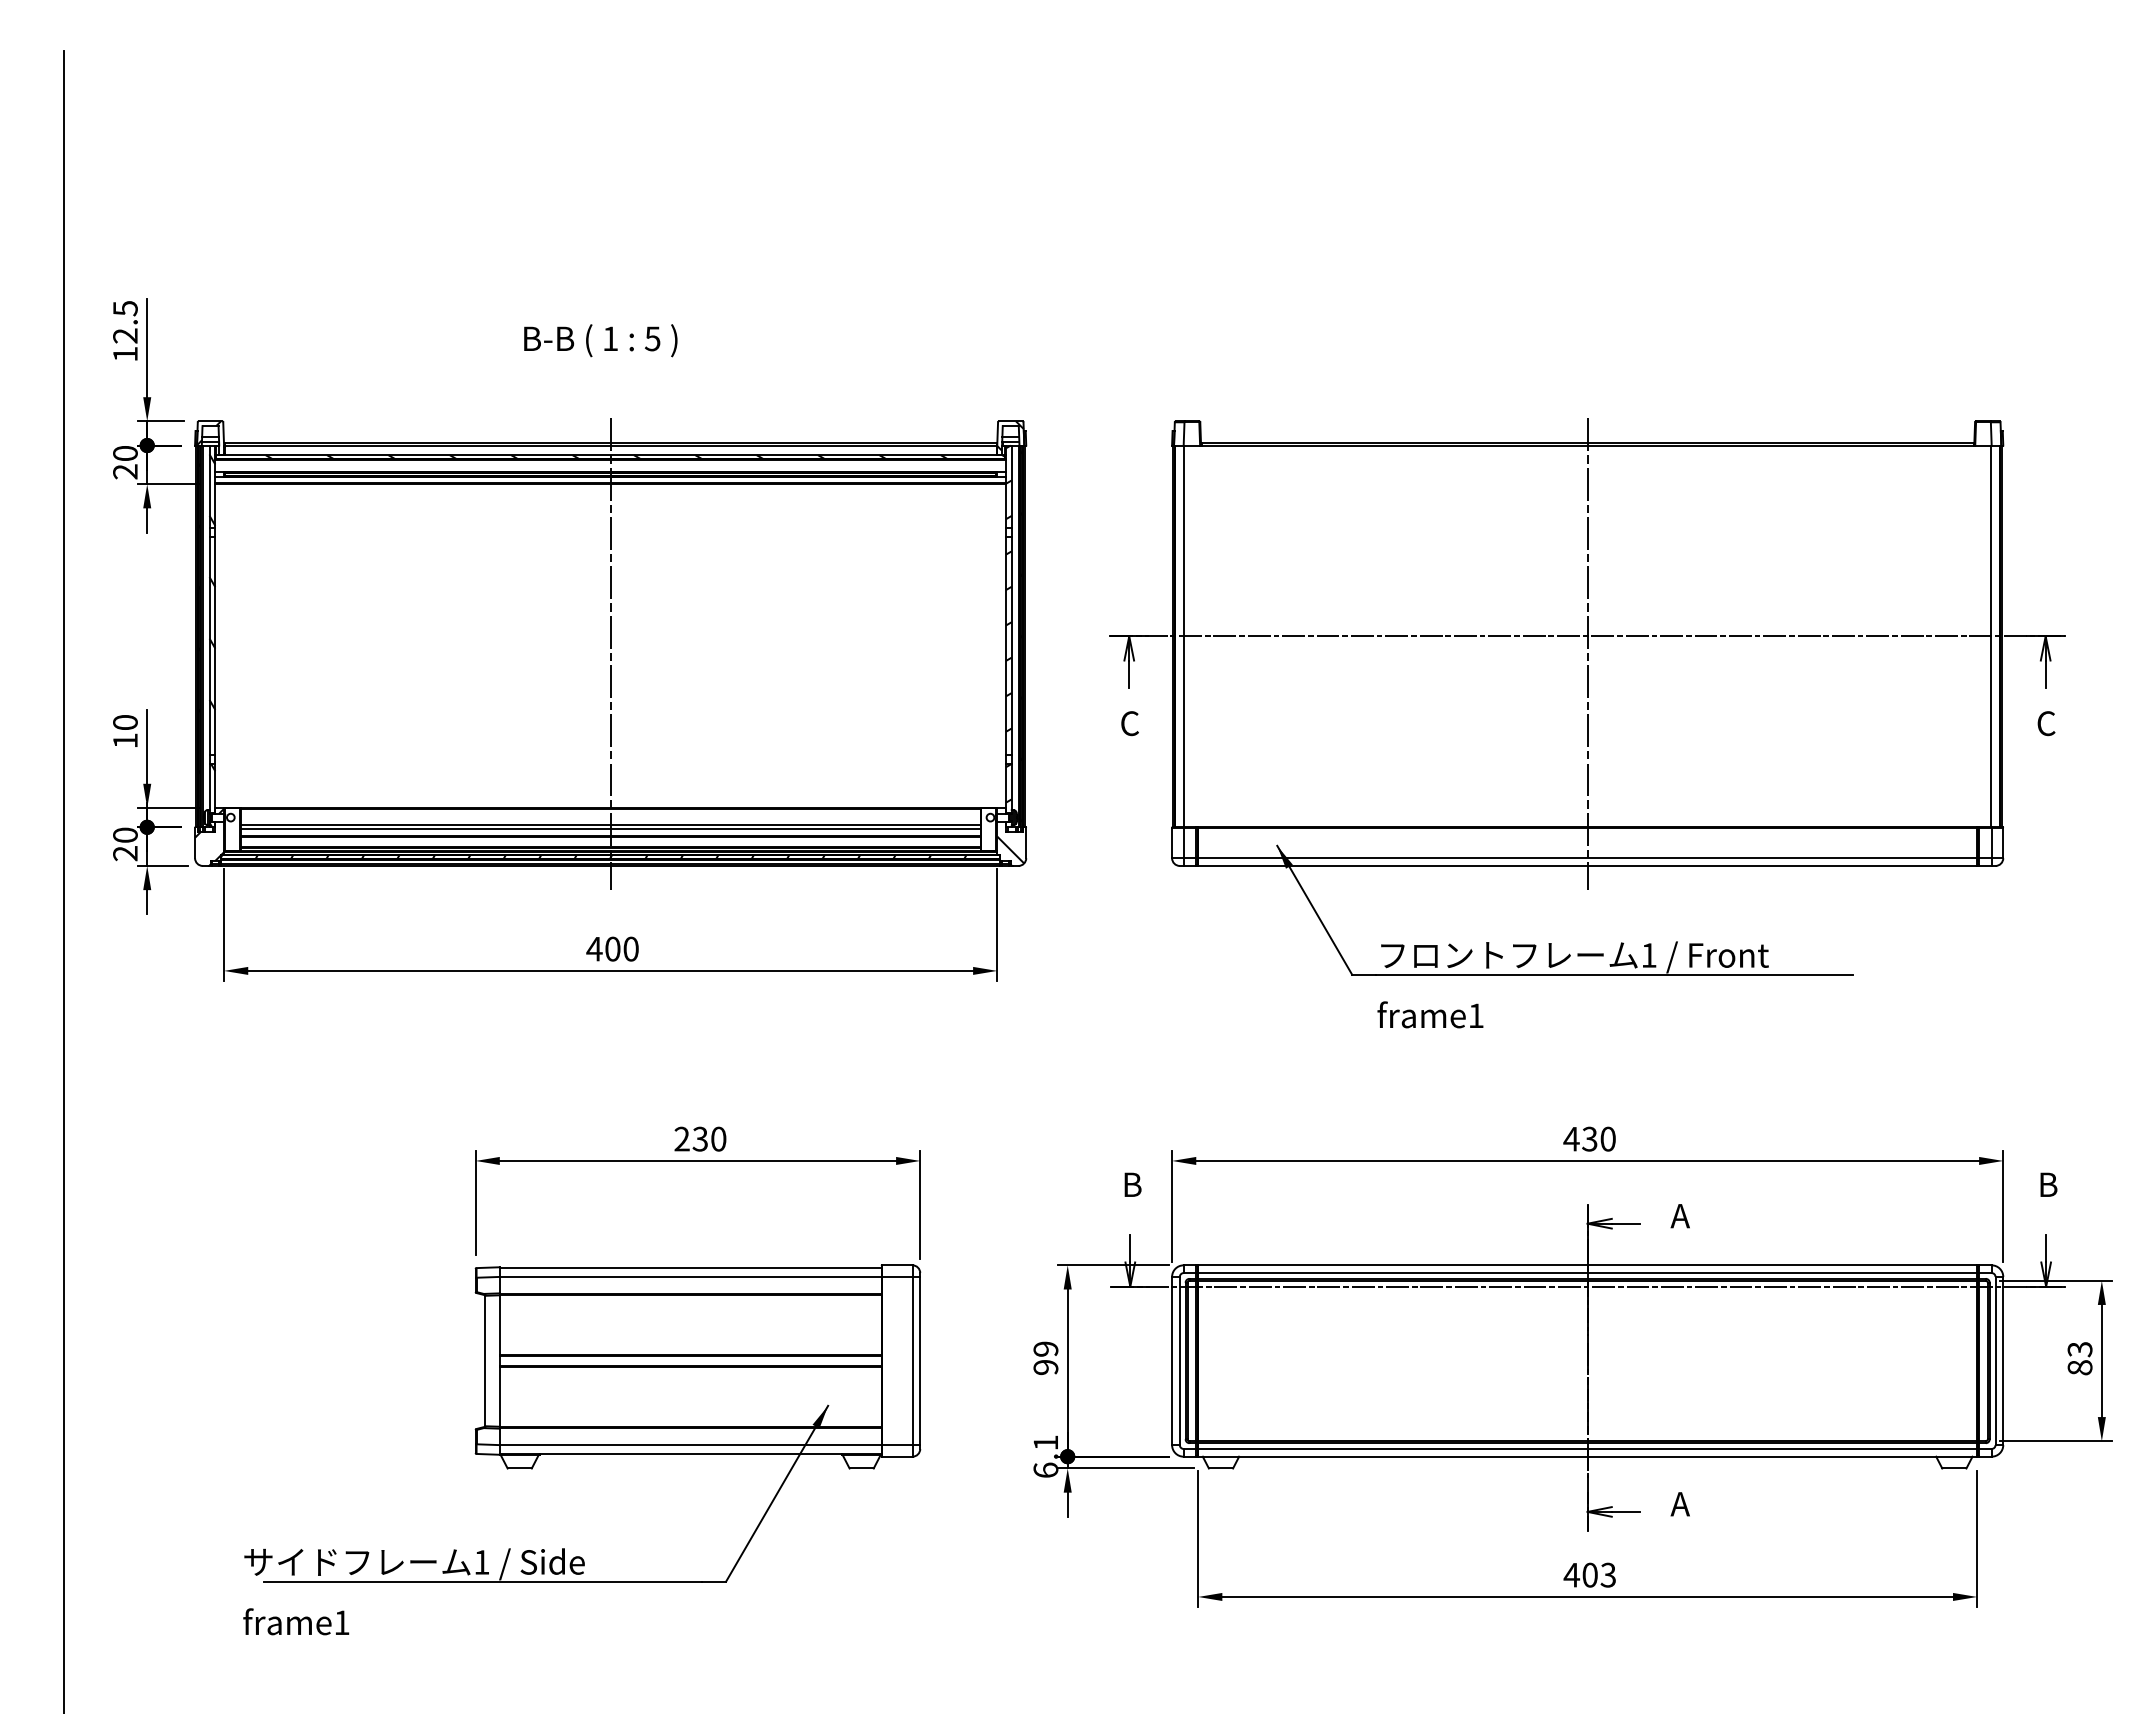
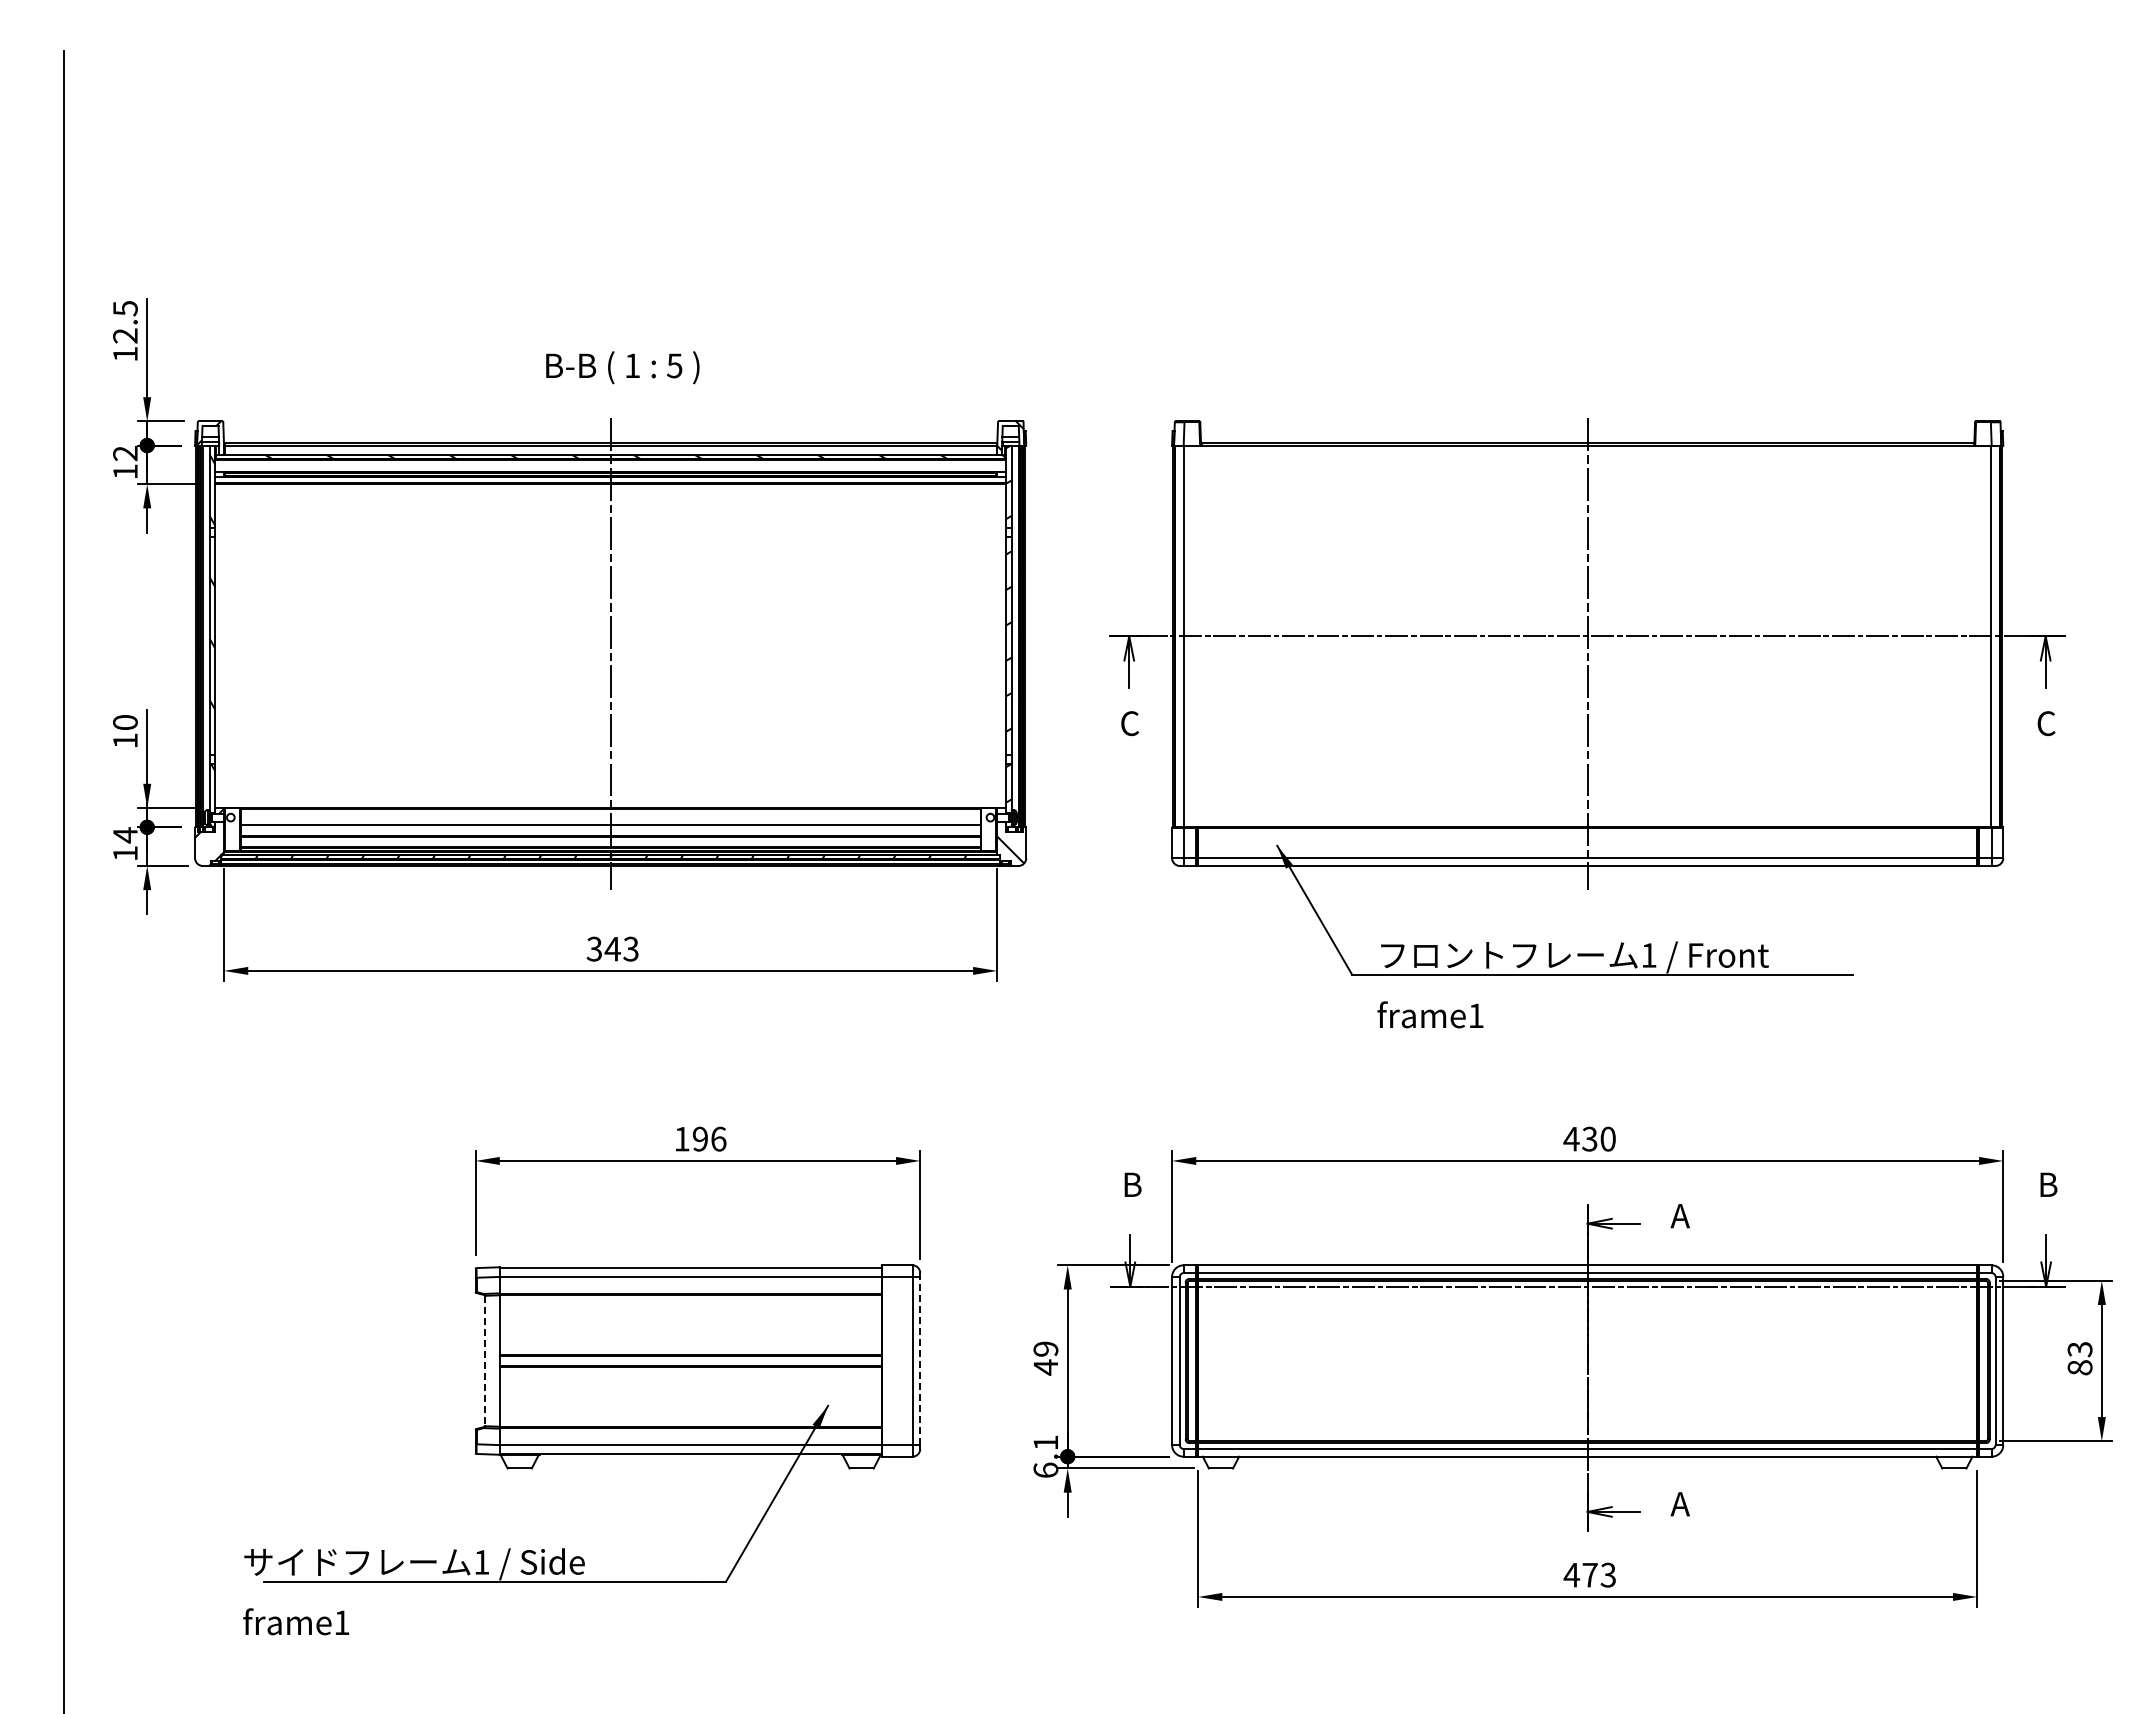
text position: (600, 340) -> (622, 367) (622, 367)
text: 20 -> 12 (125, 462)
line: present -> none (610, 829)
text: 20 -> 14 (125, 844)
text: 400 -> 343 (612, 948)
text: 230 -> 196 (700, 1138)
line: solid -> dashed (920, 1360)
line: solid -> dashed (485, 1361)
text: 99 -> 49 (1045, 1367)
text: 403 -> 473 (1589, 1574)
